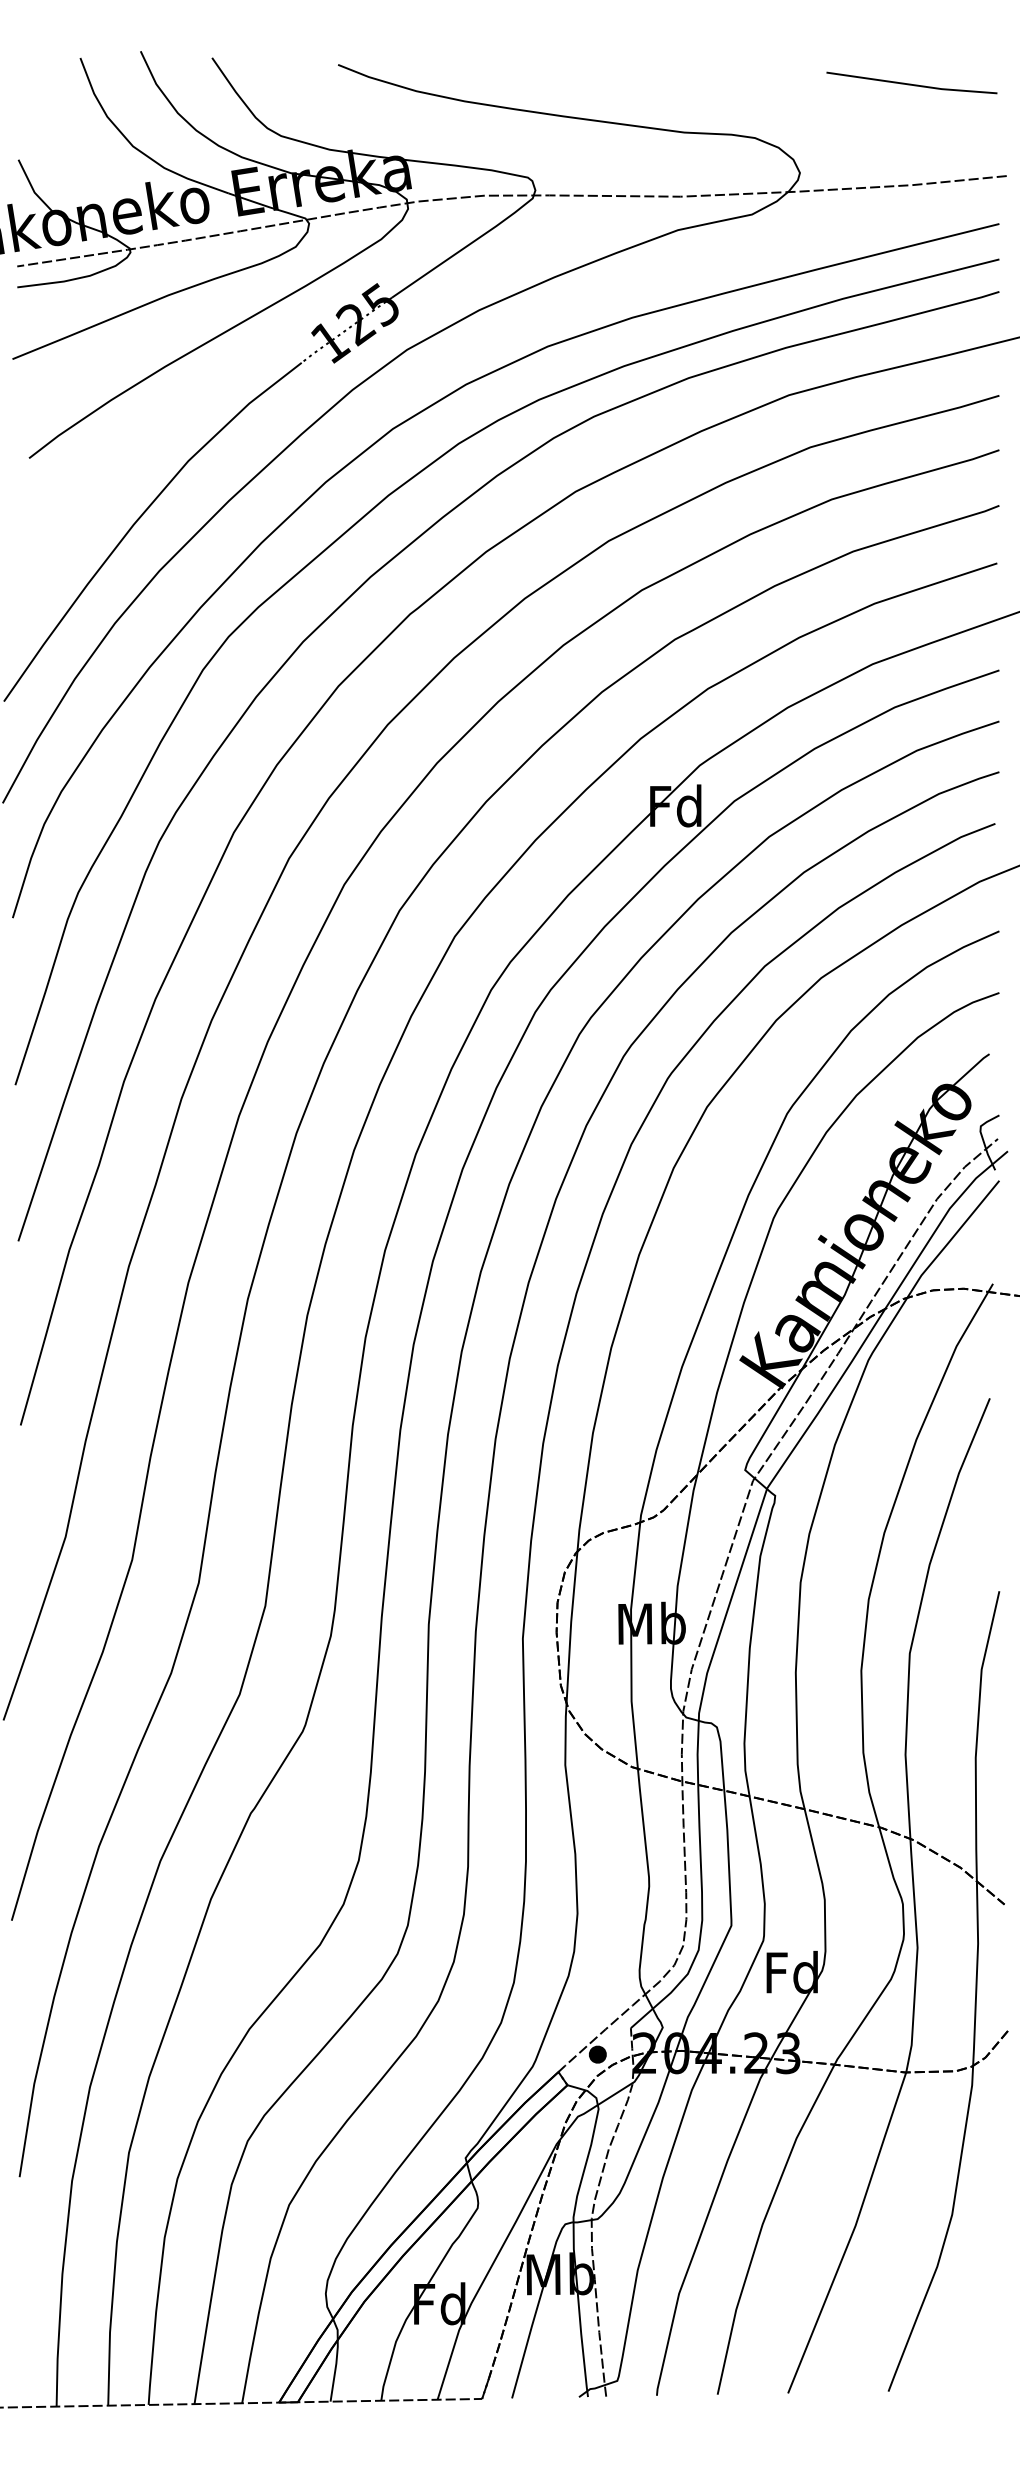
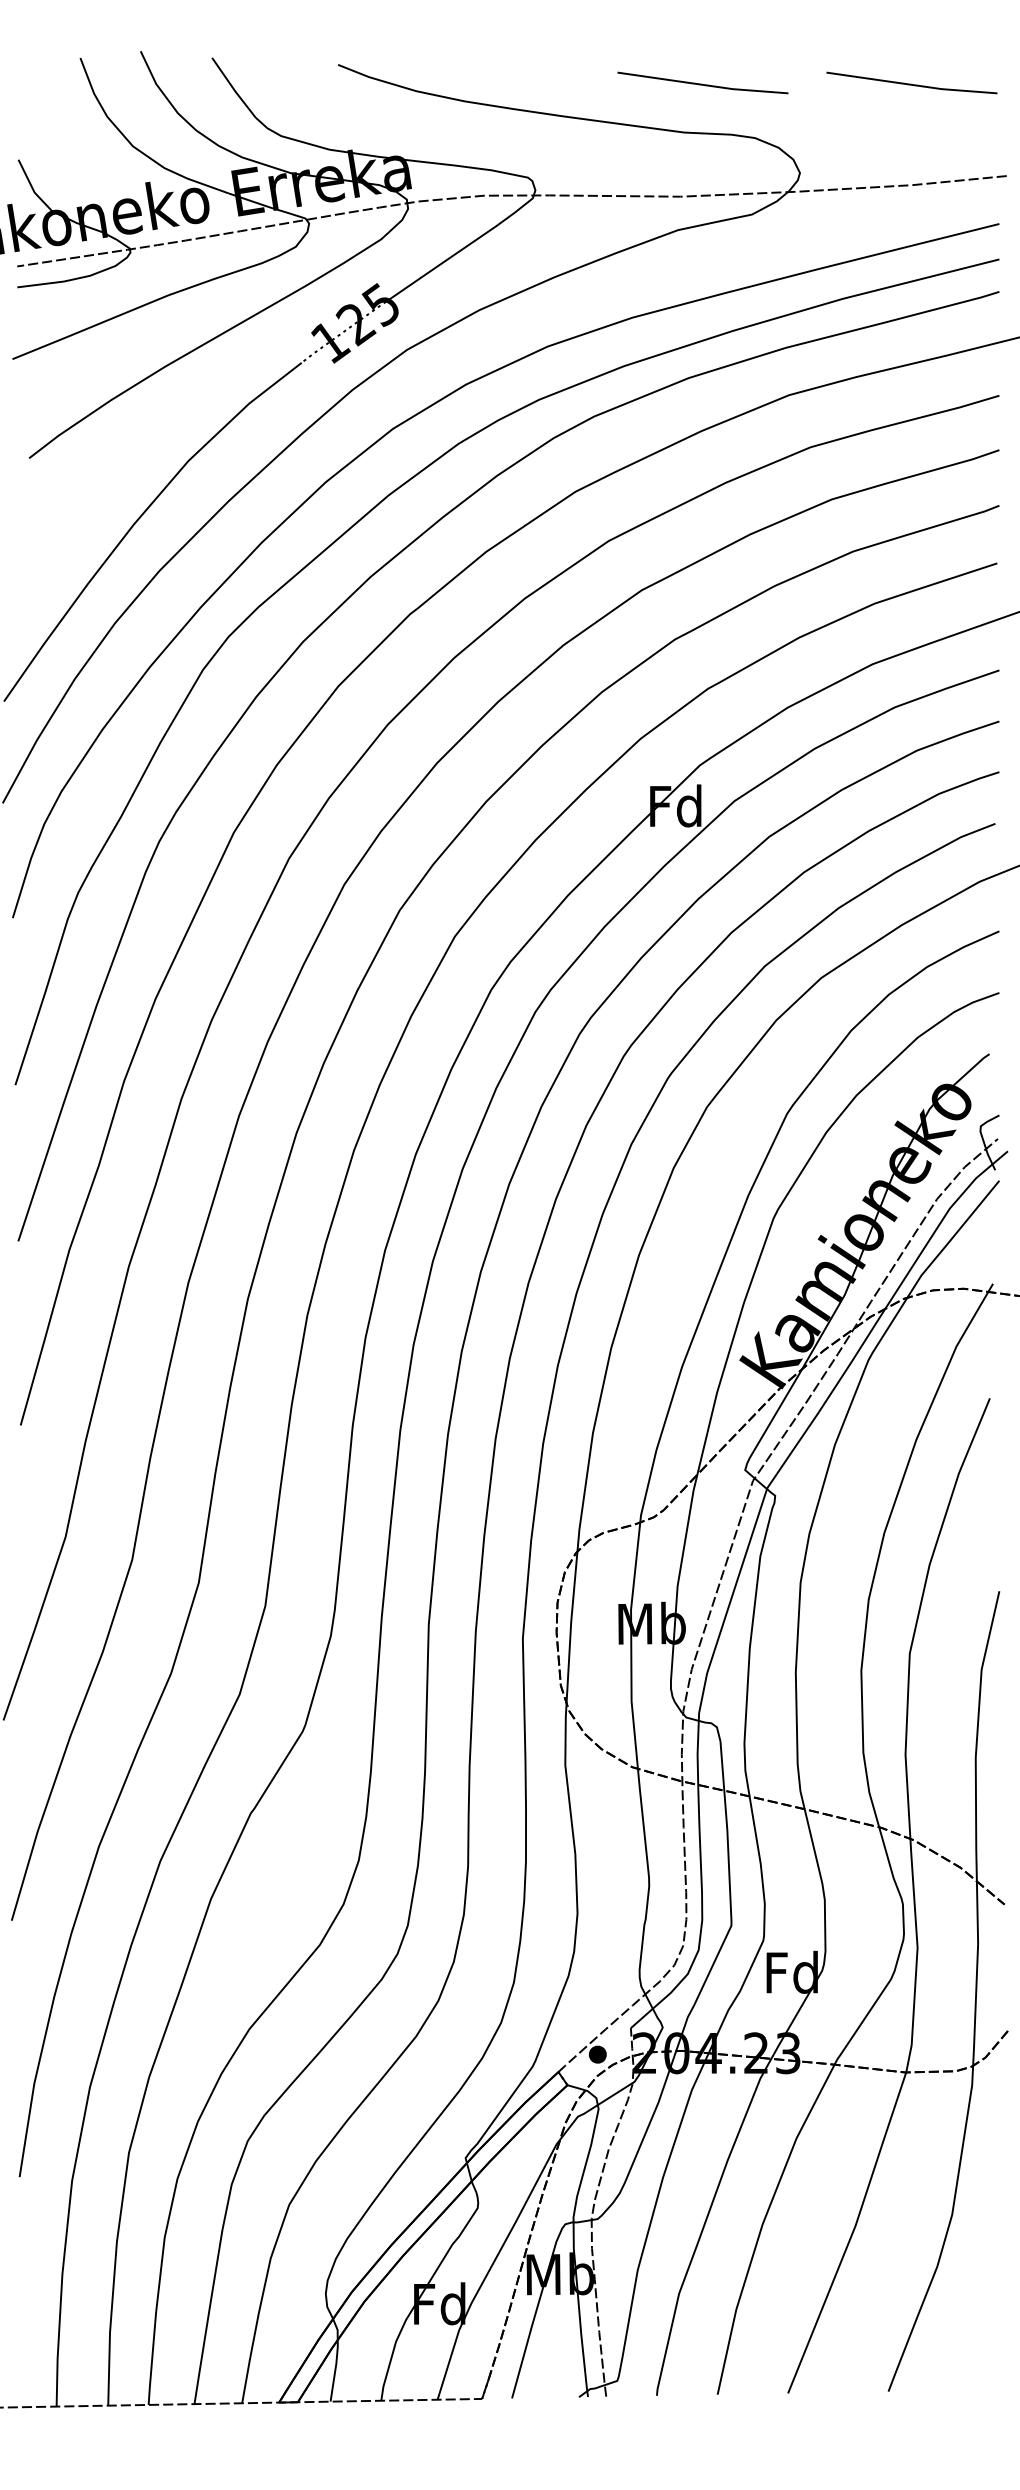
line: none -> present (702, 83)
